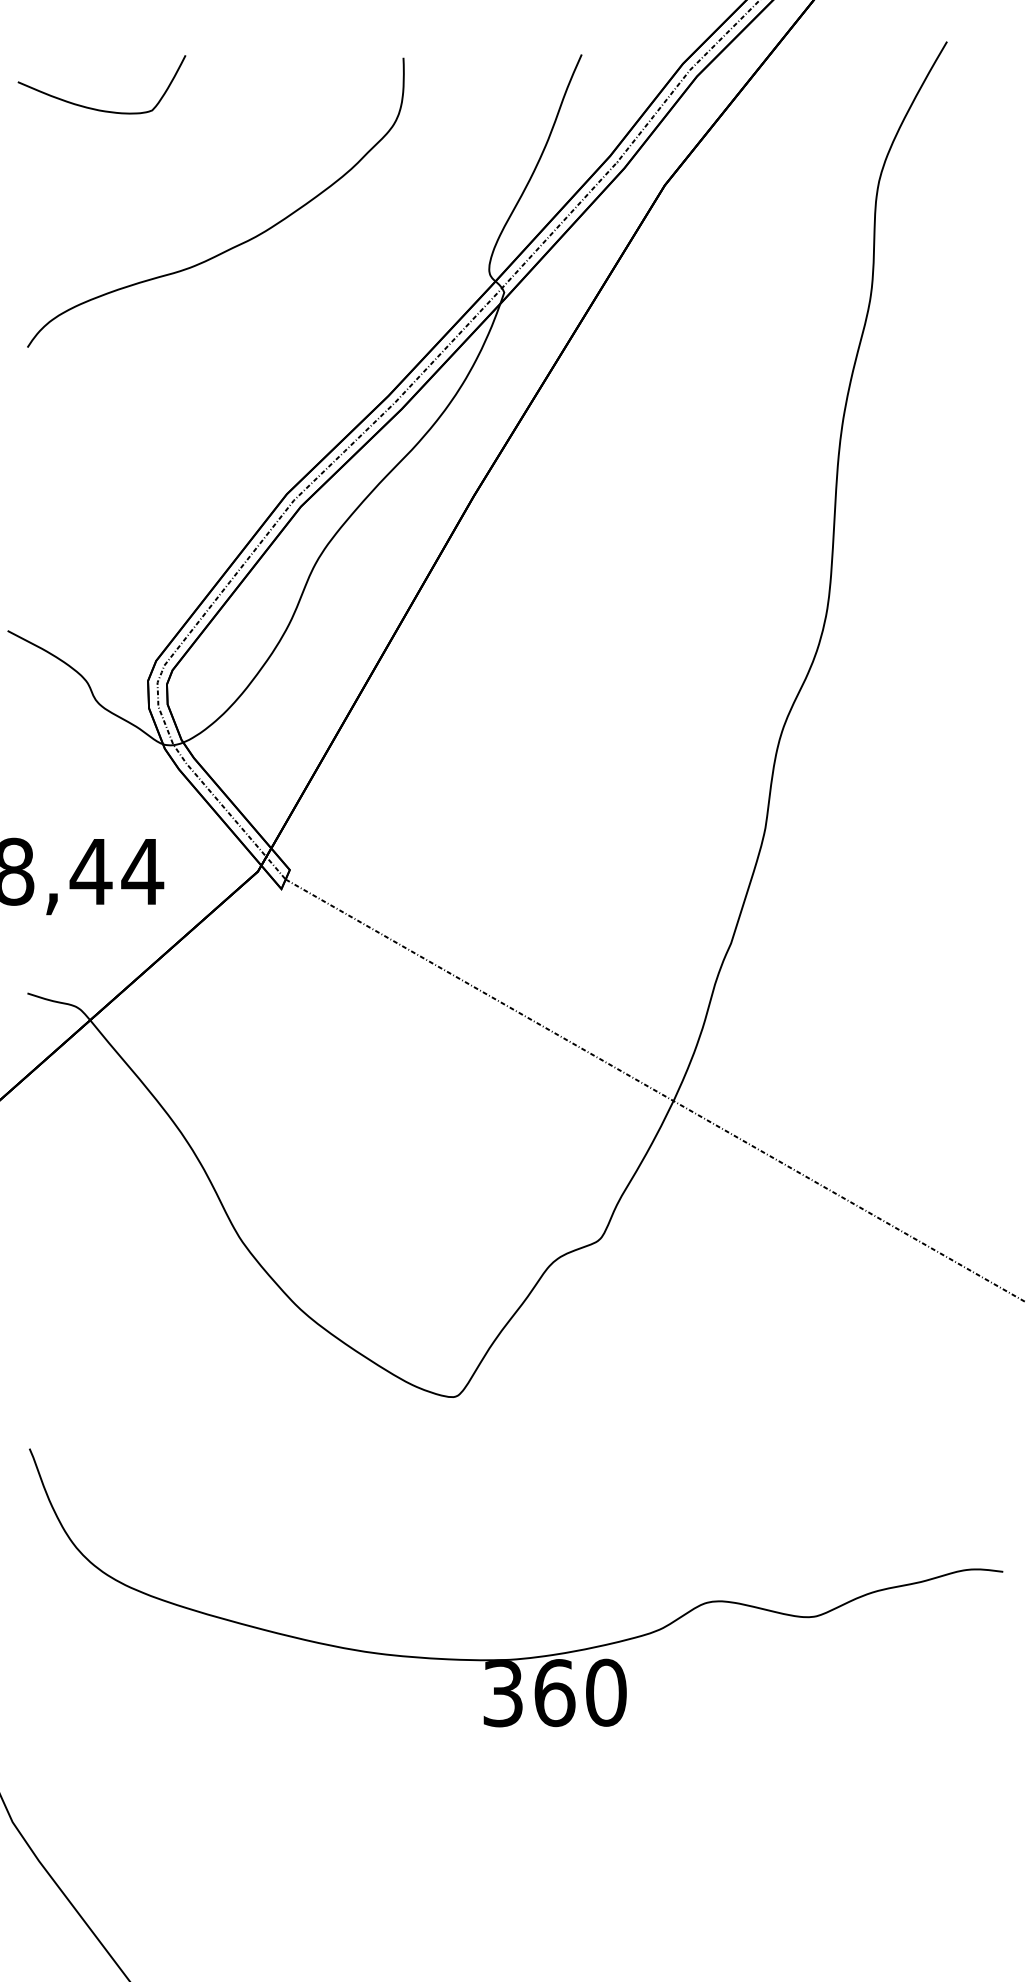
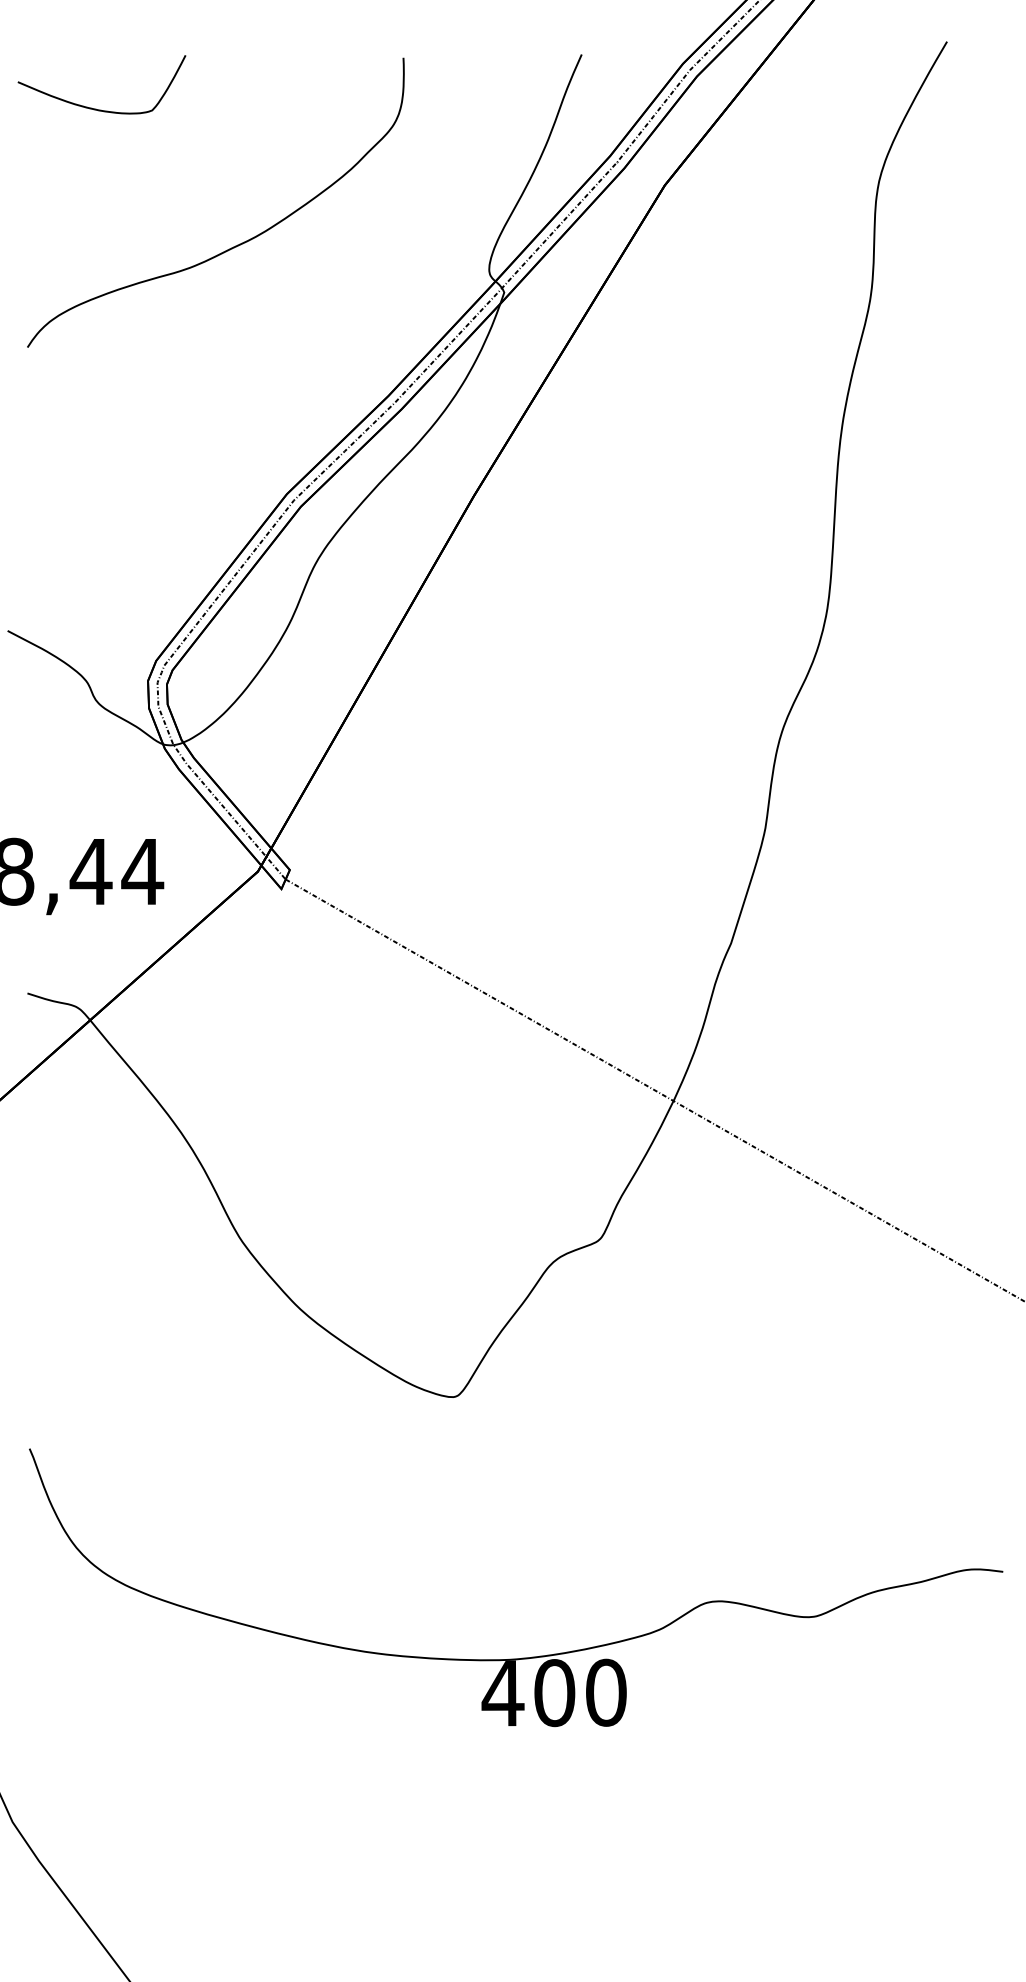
text: 360 -> 400 (528, 1693)
